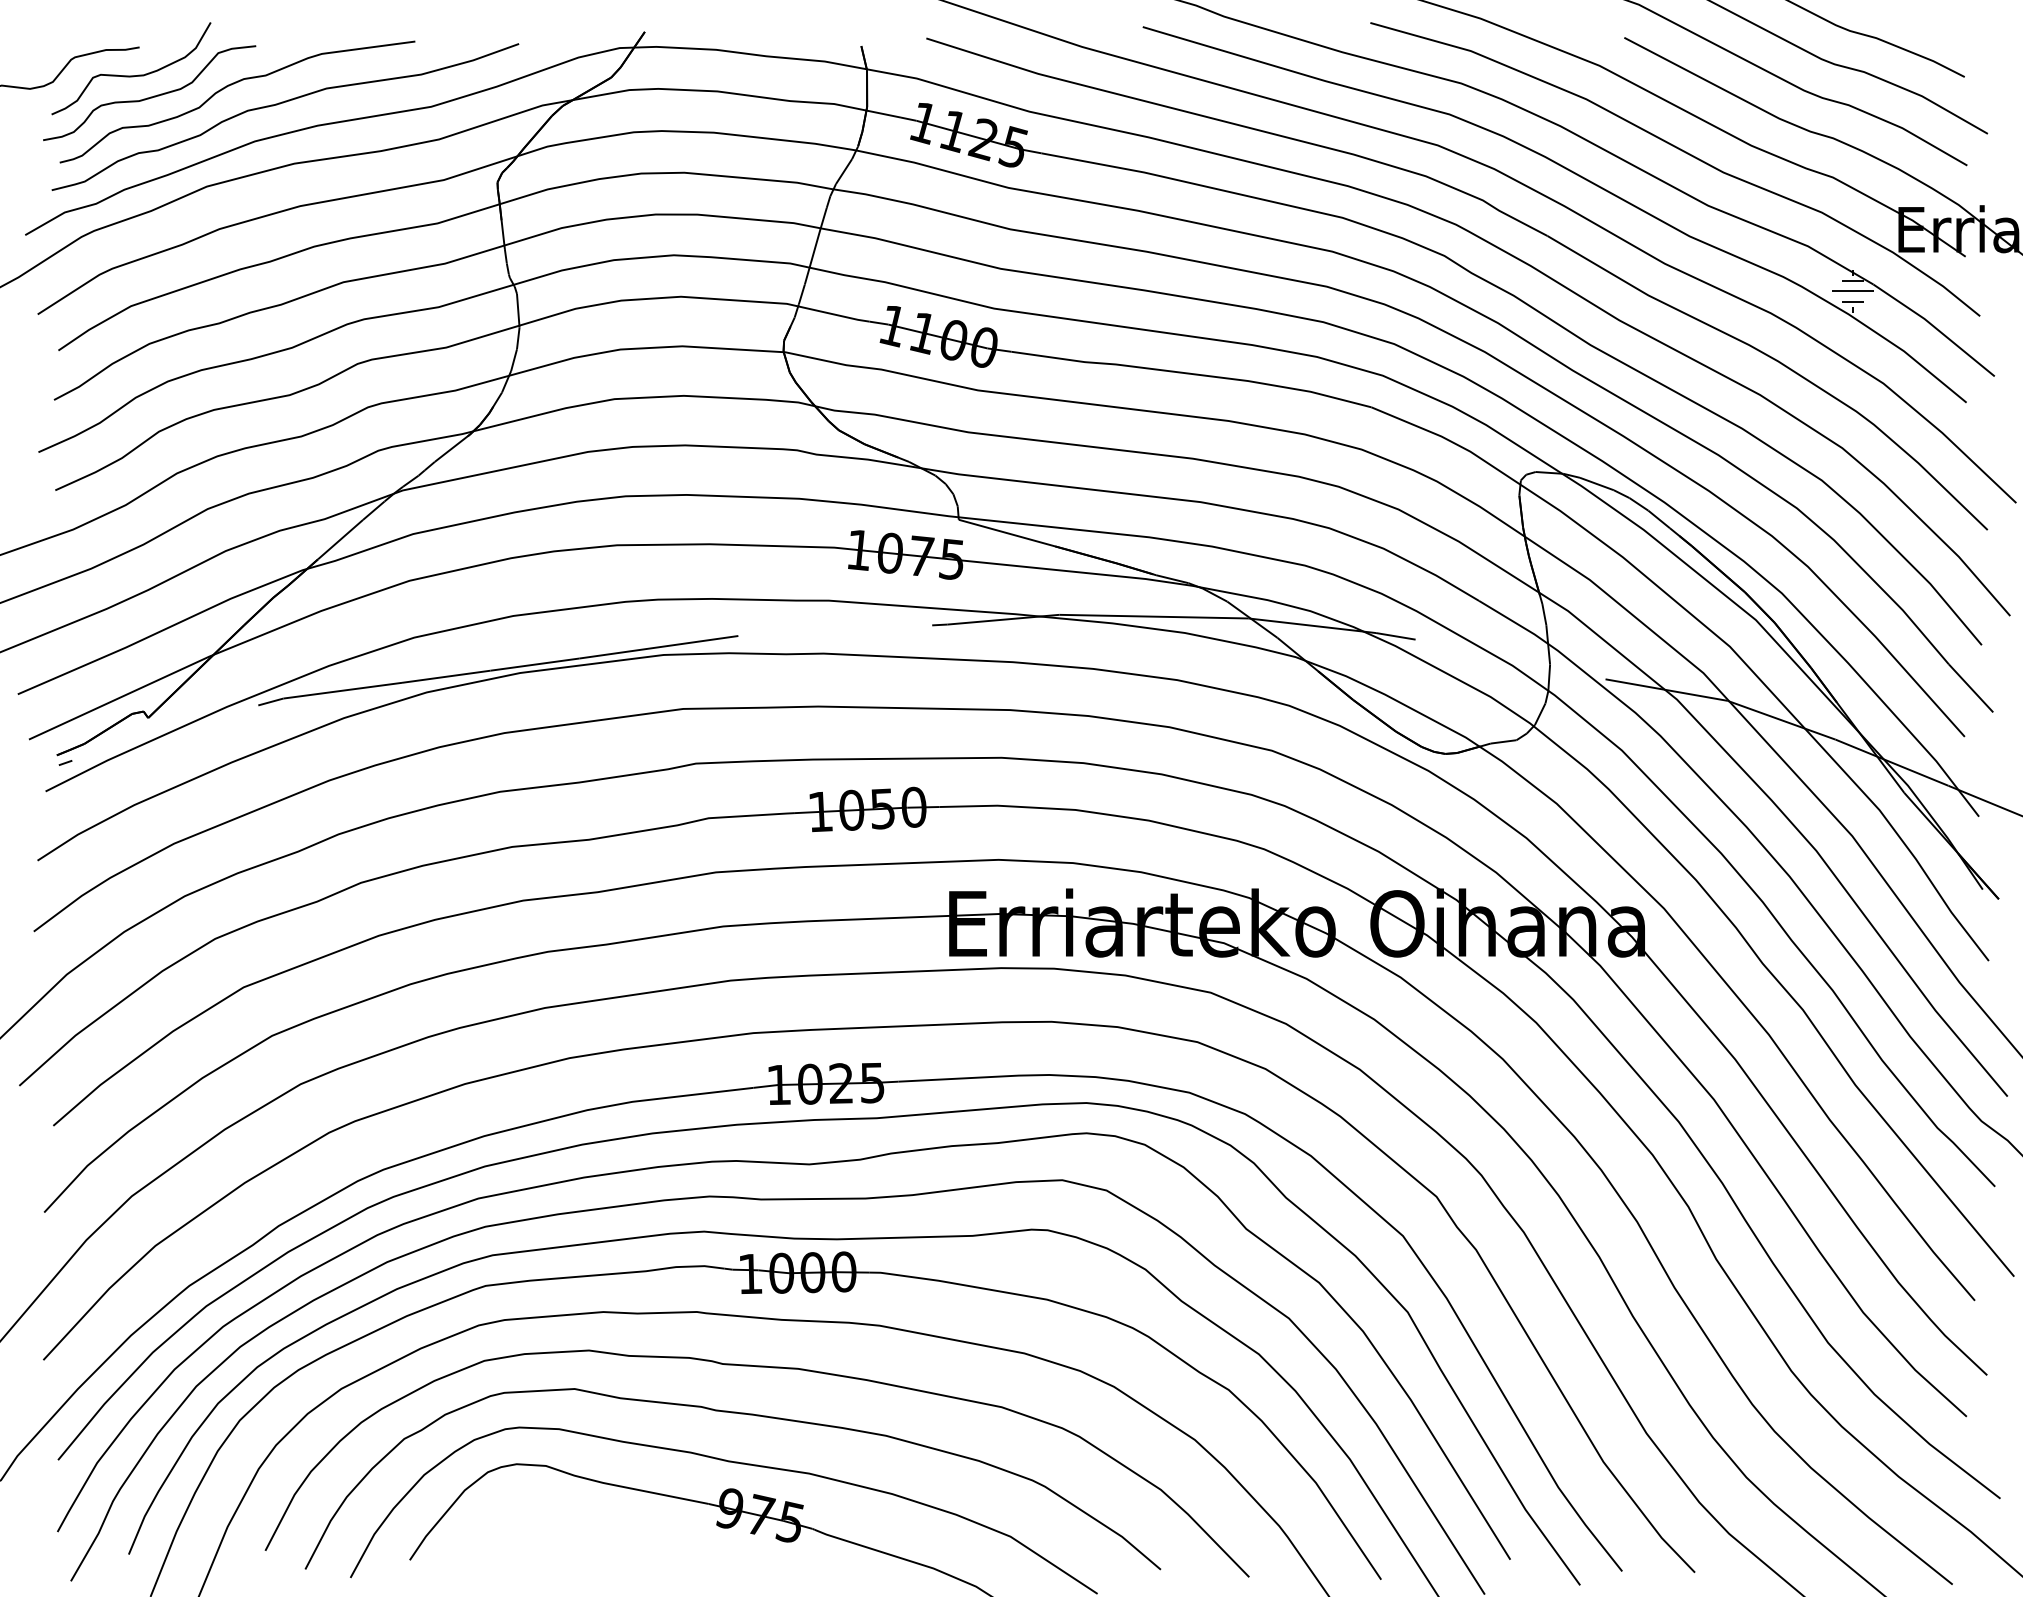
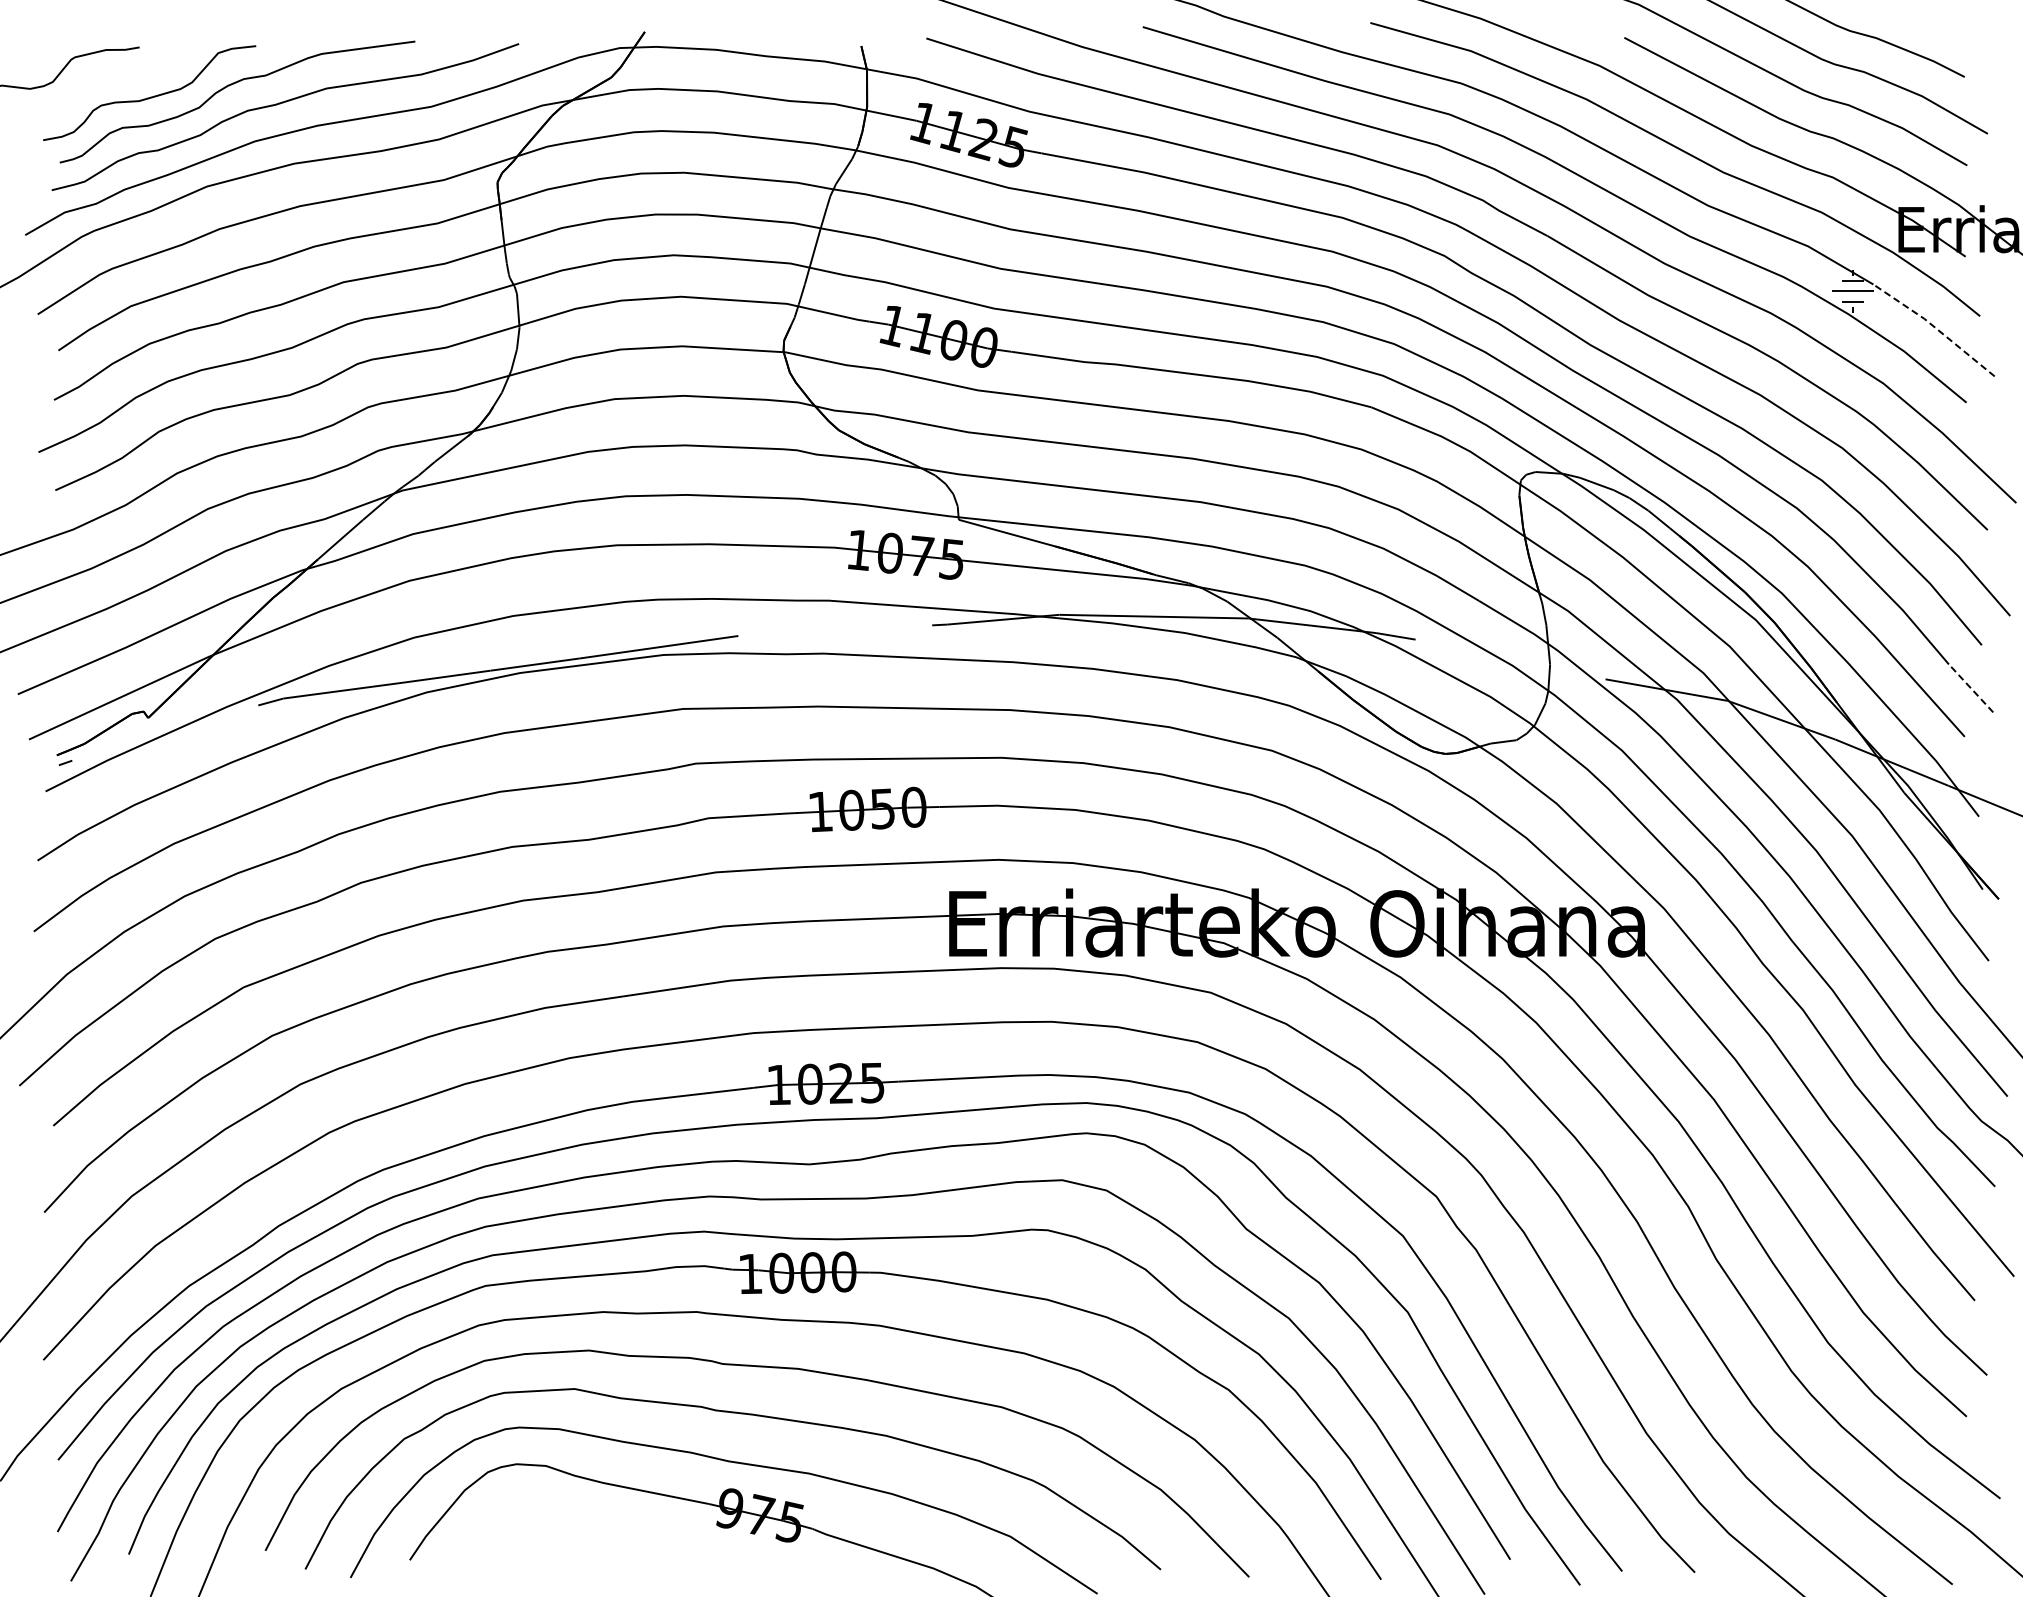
curve: present -> none (131, 75)
line: solid -> dashed (1935, 327)
line: solid -> dashed (1971, 688)
